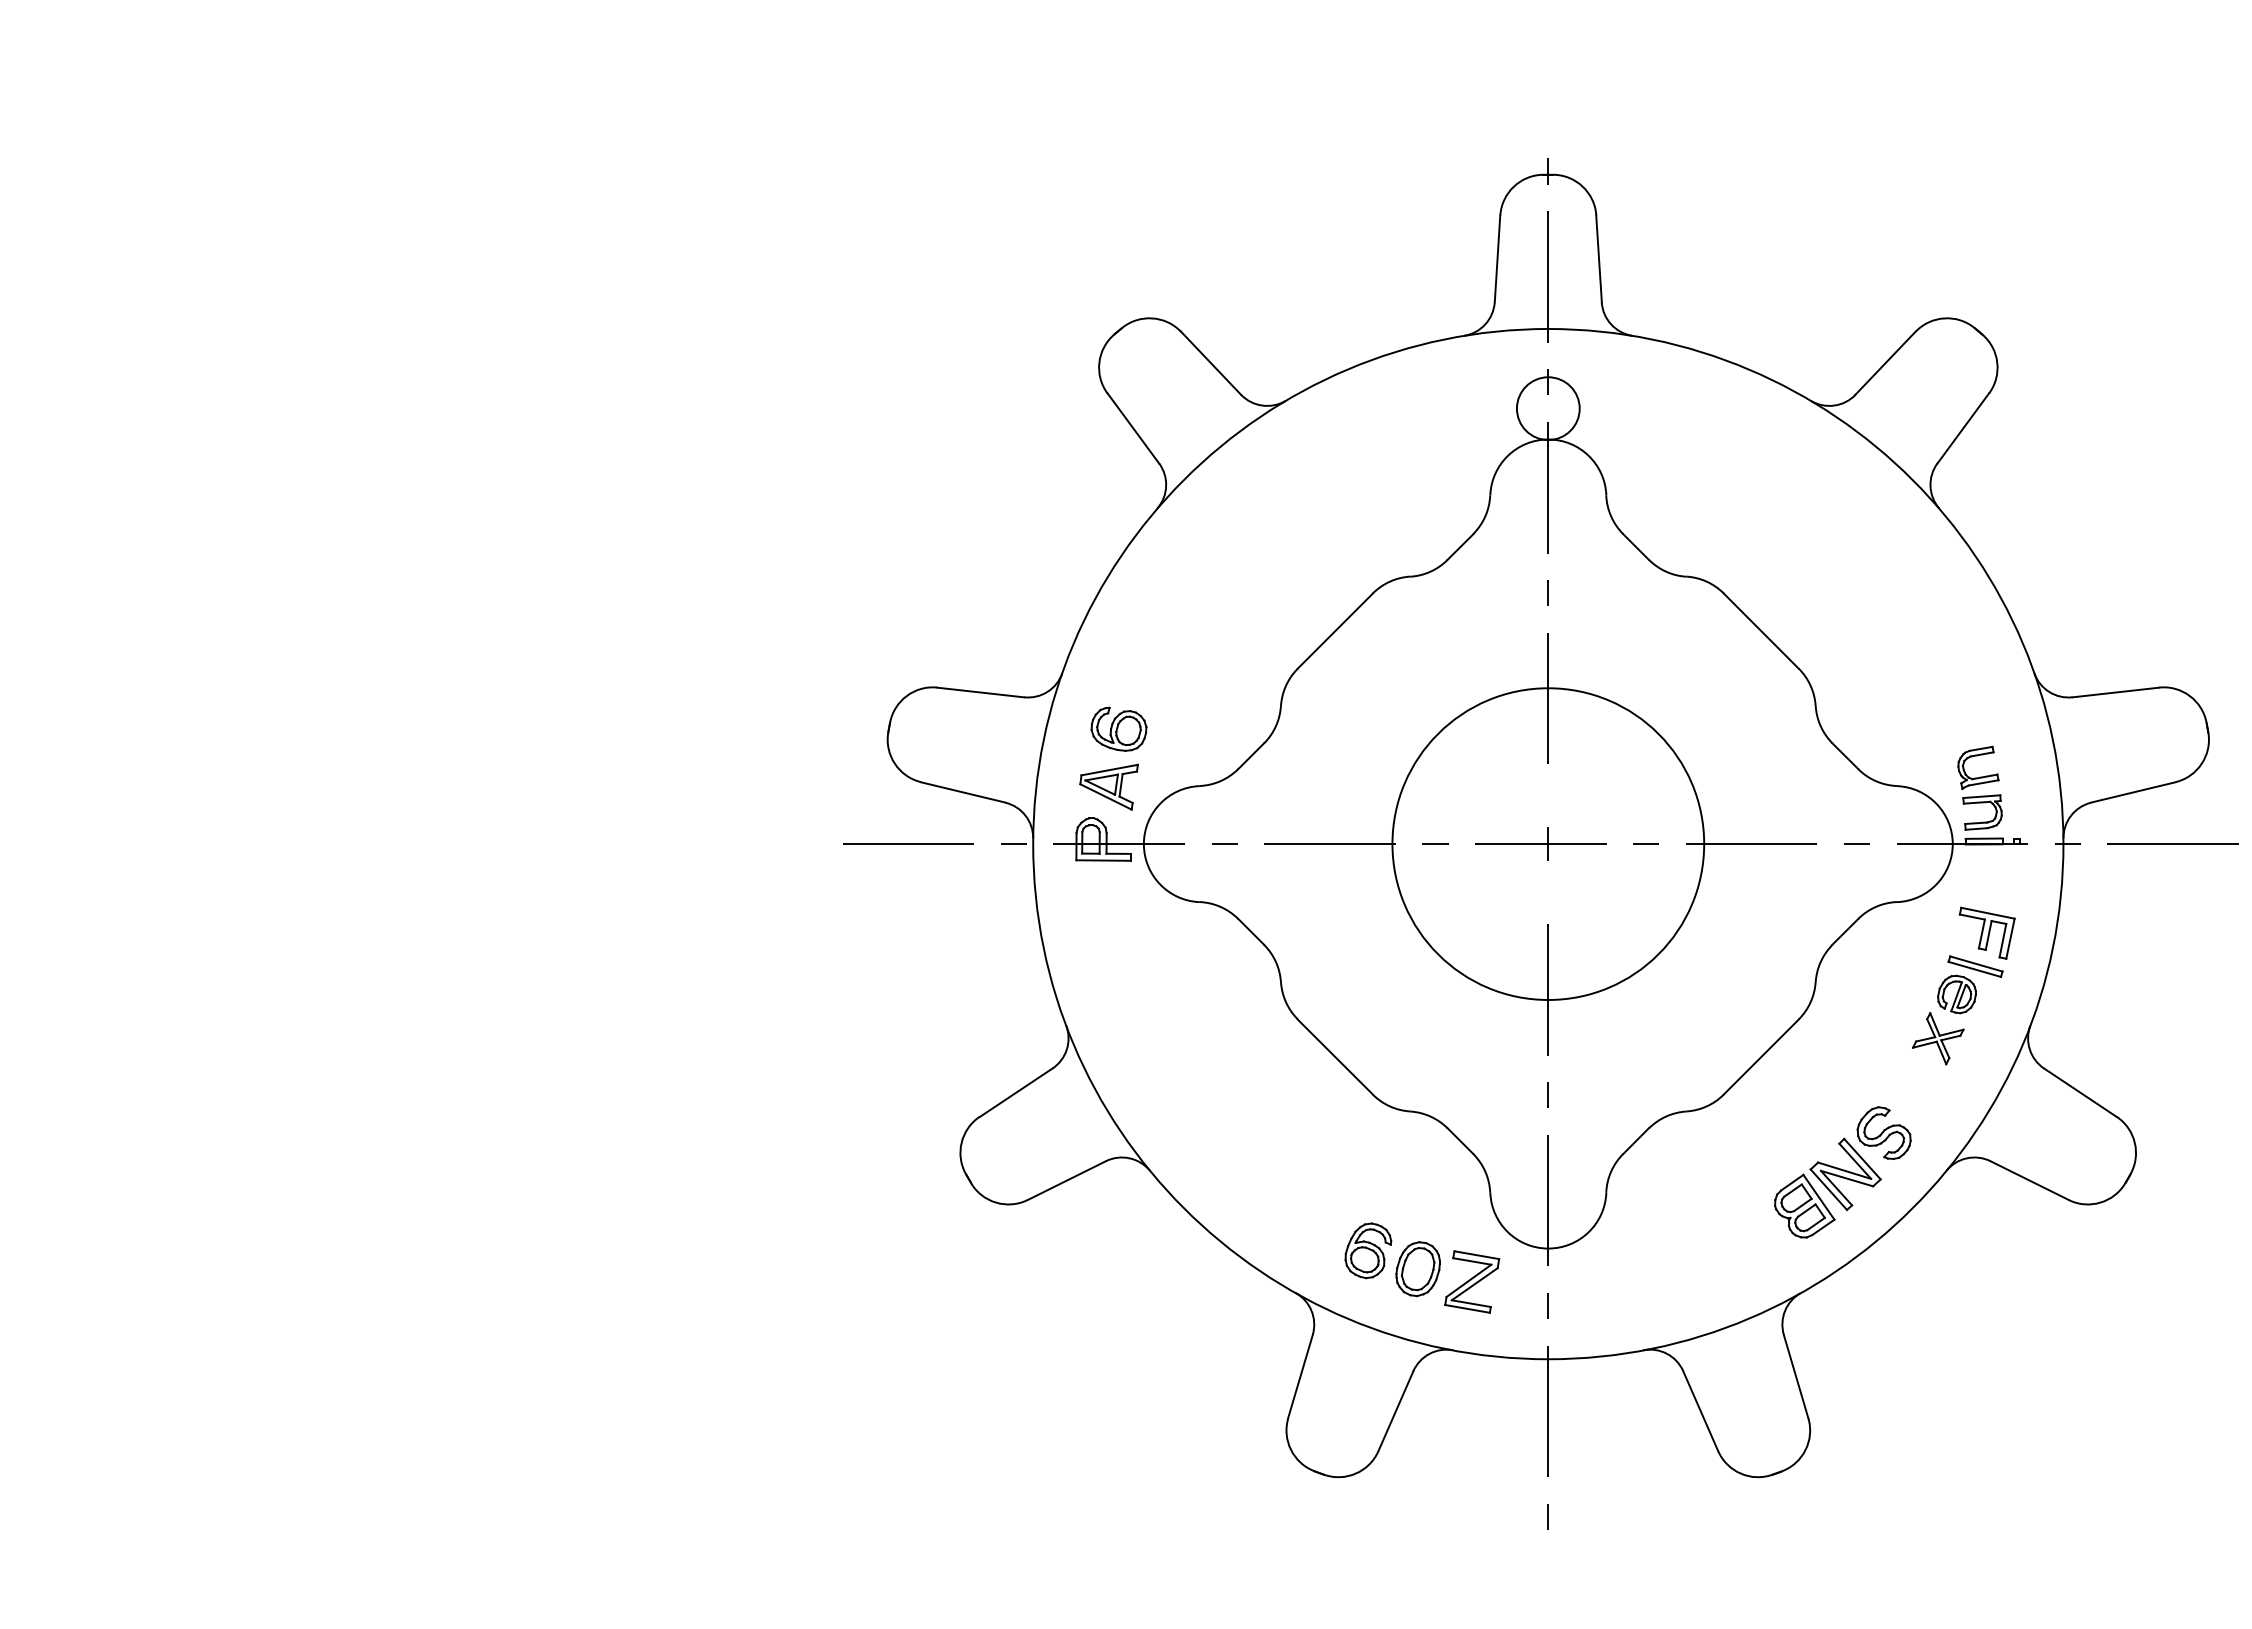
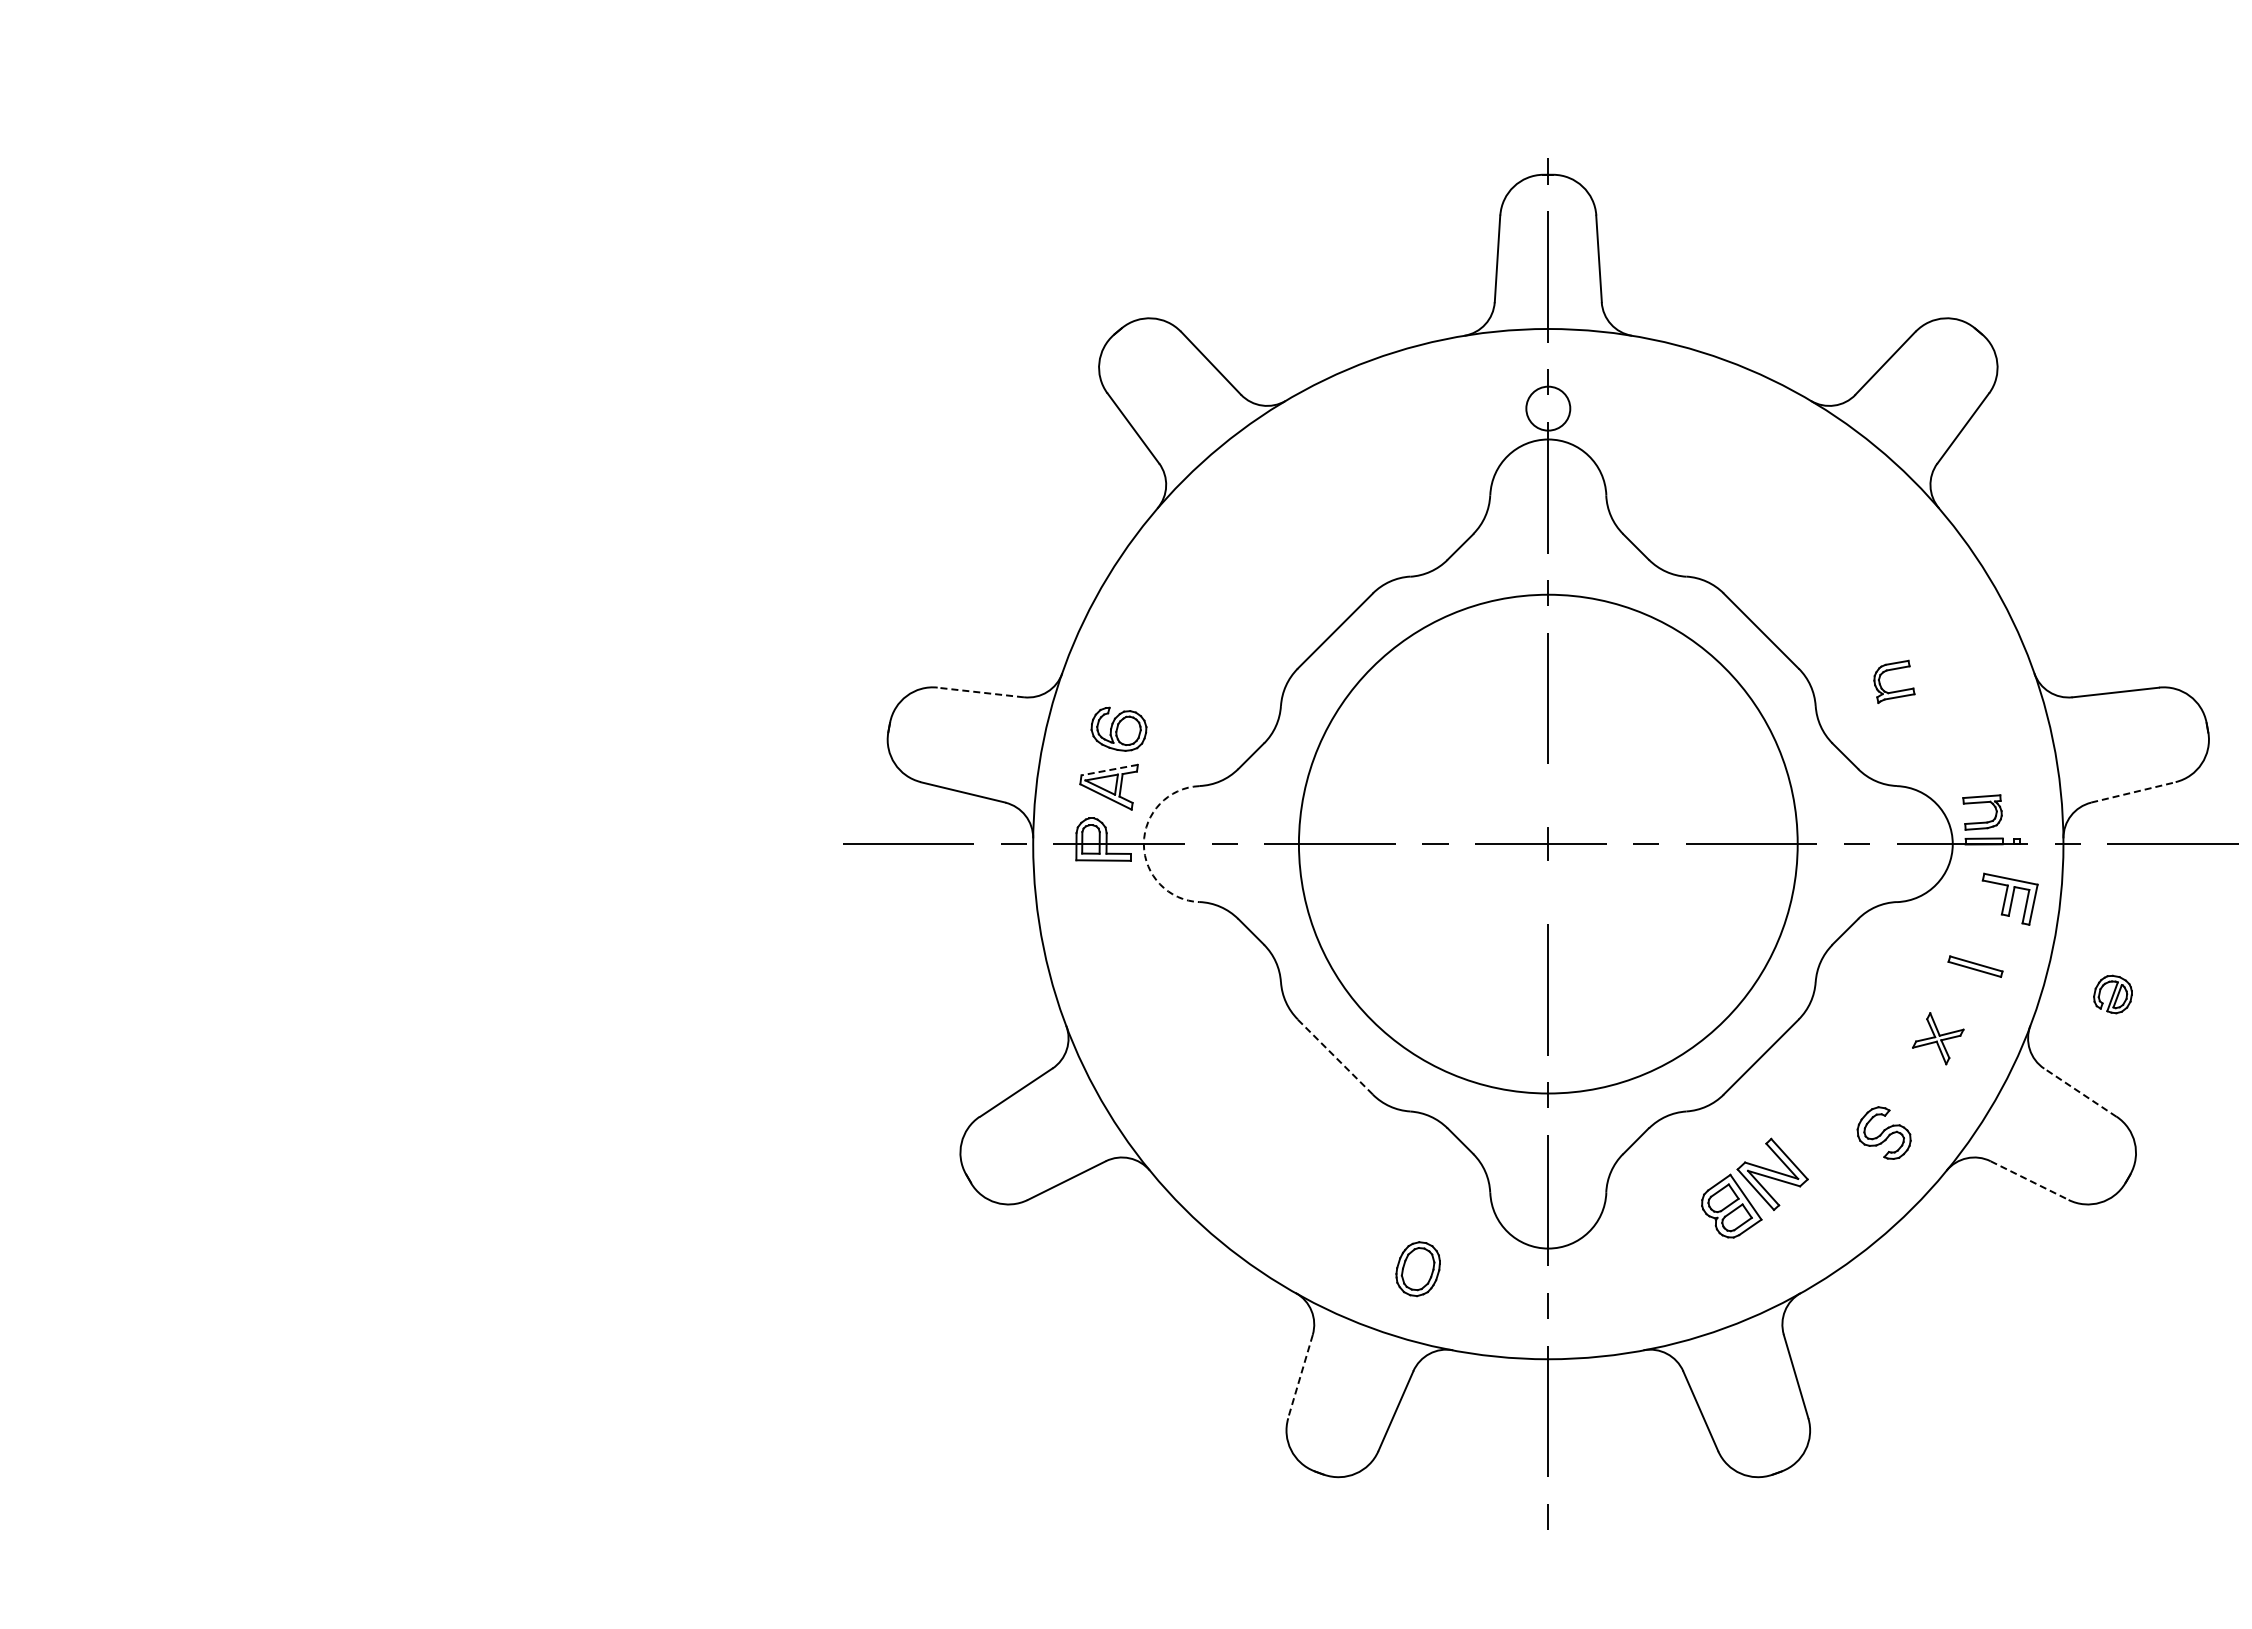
circle diameter: 63 px -> 44 px (1548, 408)
line: solid -> dashed (980, 692)
line: solid -> dashed (1109, 770)
part position: (1980, 776) -> (1896, 690) (1896, 690)
line: solid -> dashed (2133, 792)
circle diameter: 312 px -> 499 px (1547, 843)
arc: solid -> dashed (1143, 844)
part position: (1986, 932) -> (2009, 898) (2009, 898)
part position: (1956, 994) -> (2112, 994) (2112, 994)
line: solid -> dashed (1334, 1056)
line: solid -> dashed (2080, 1092)
line: solid -> dashed (2029, 1180)
part position: (1827, 1187) -> (1754, 1187) (1754, 1187)
part: present -> none (1368, 1250)
part: present -> none (1472, 1281)
line: solid -> dashed (1300, 1377)
